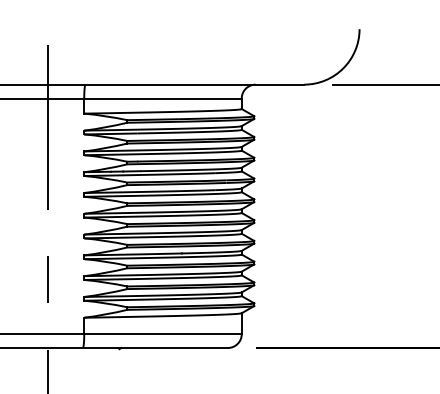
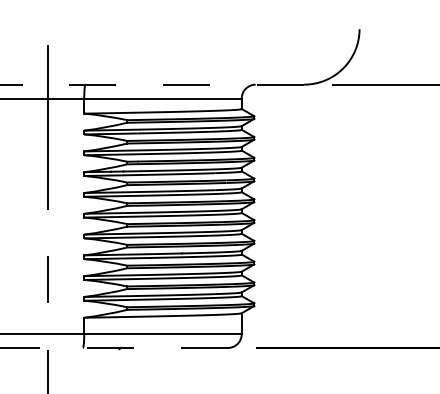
line: solid -> dashed (152, 84)
line: solid -> dashed (114, 347)
